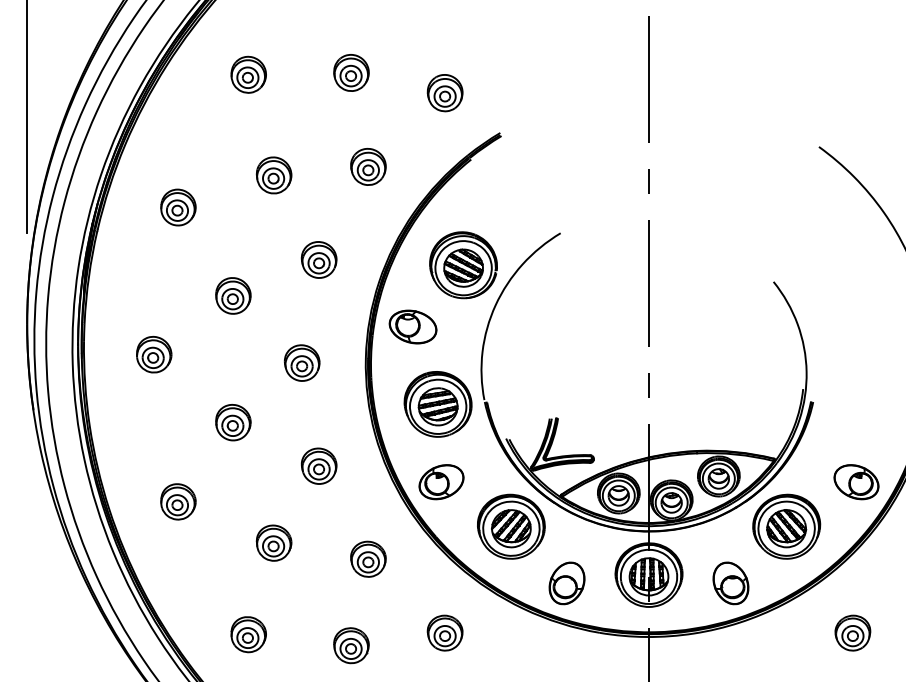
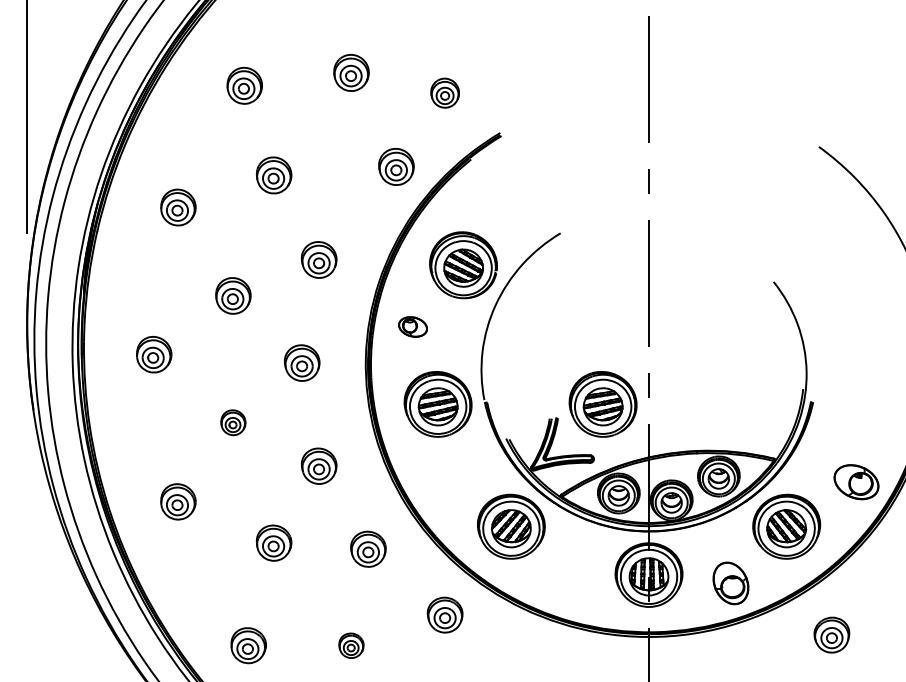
part position: (248, 74) -> (244, 85) (244, 85)
part size: 38x39 px -> 30x32 px (444, 92)
part position: (368, 166) -> (396, 166) (396, 166)
part size: 50x36 px -> 30x22 px (412, 326)
part: none -> present (602, 404)
part size: 37x38 px -> 27x28 px (233, 422)
part: present -> none (441, 482)
part position: (368, 558) -> (368, 548) (368, 548)
part: present -> none (566, 583)
part position: (444, 632) -> (444, 614) (444, 614)
part position: (852, 632) -> (831, 634) (831, 634)
part position: (248, 634) -> (248, 645) (248, 645)
part size: 37x38 px -> 27x27 px (351, 645)
